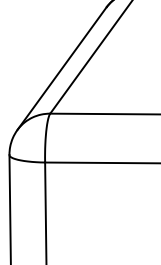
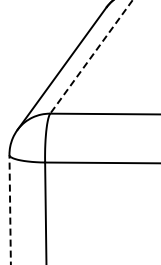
line: solid -> dashed (91, 57)
line: solid -> dashed (10, 209)
